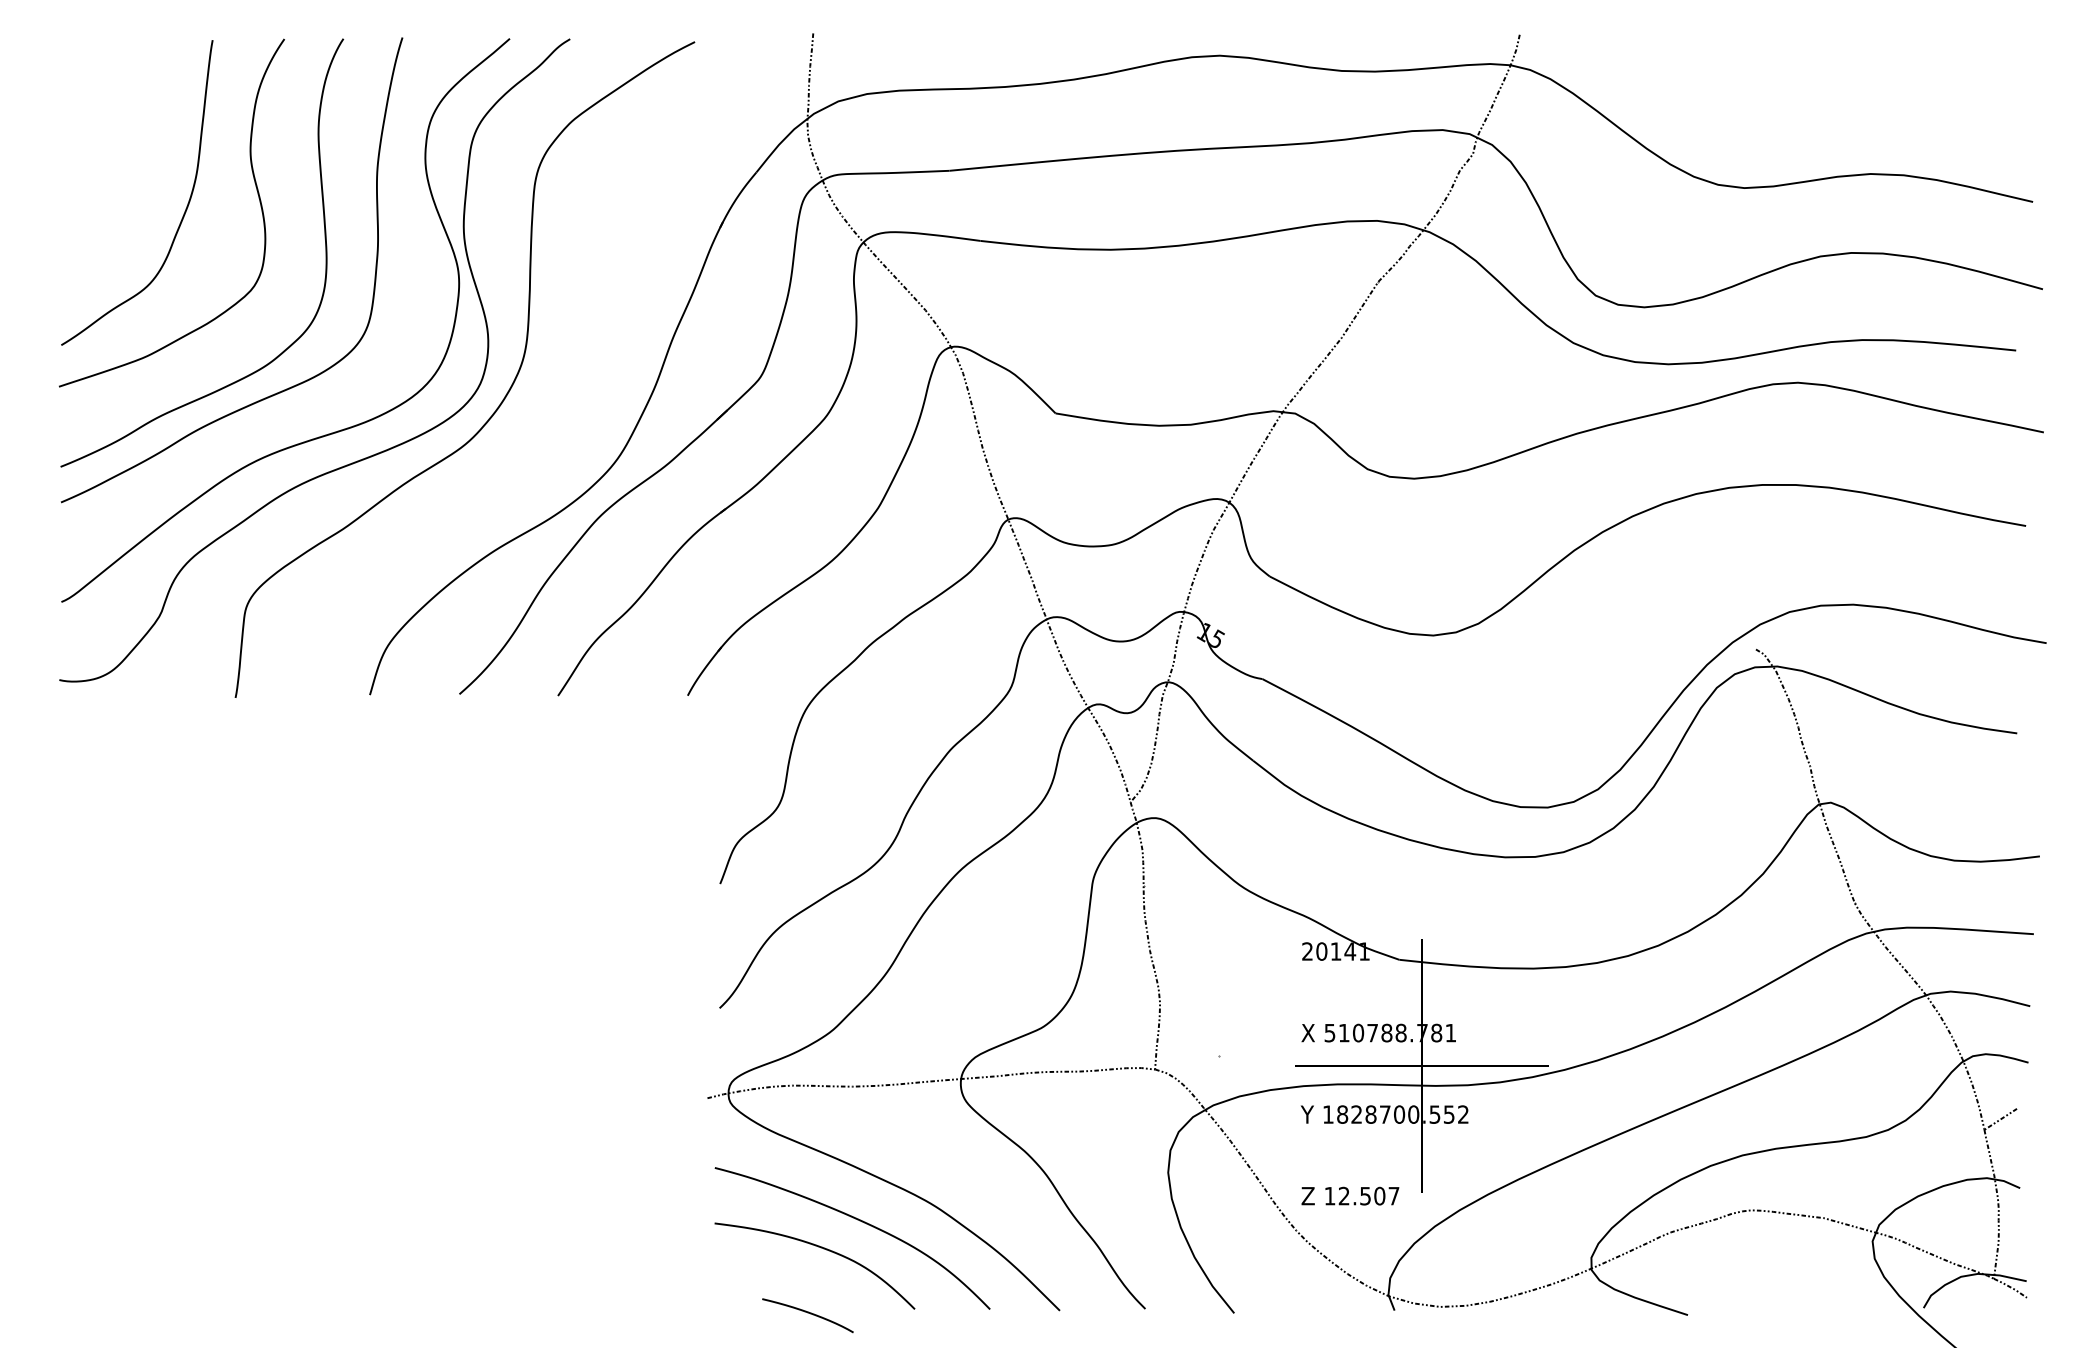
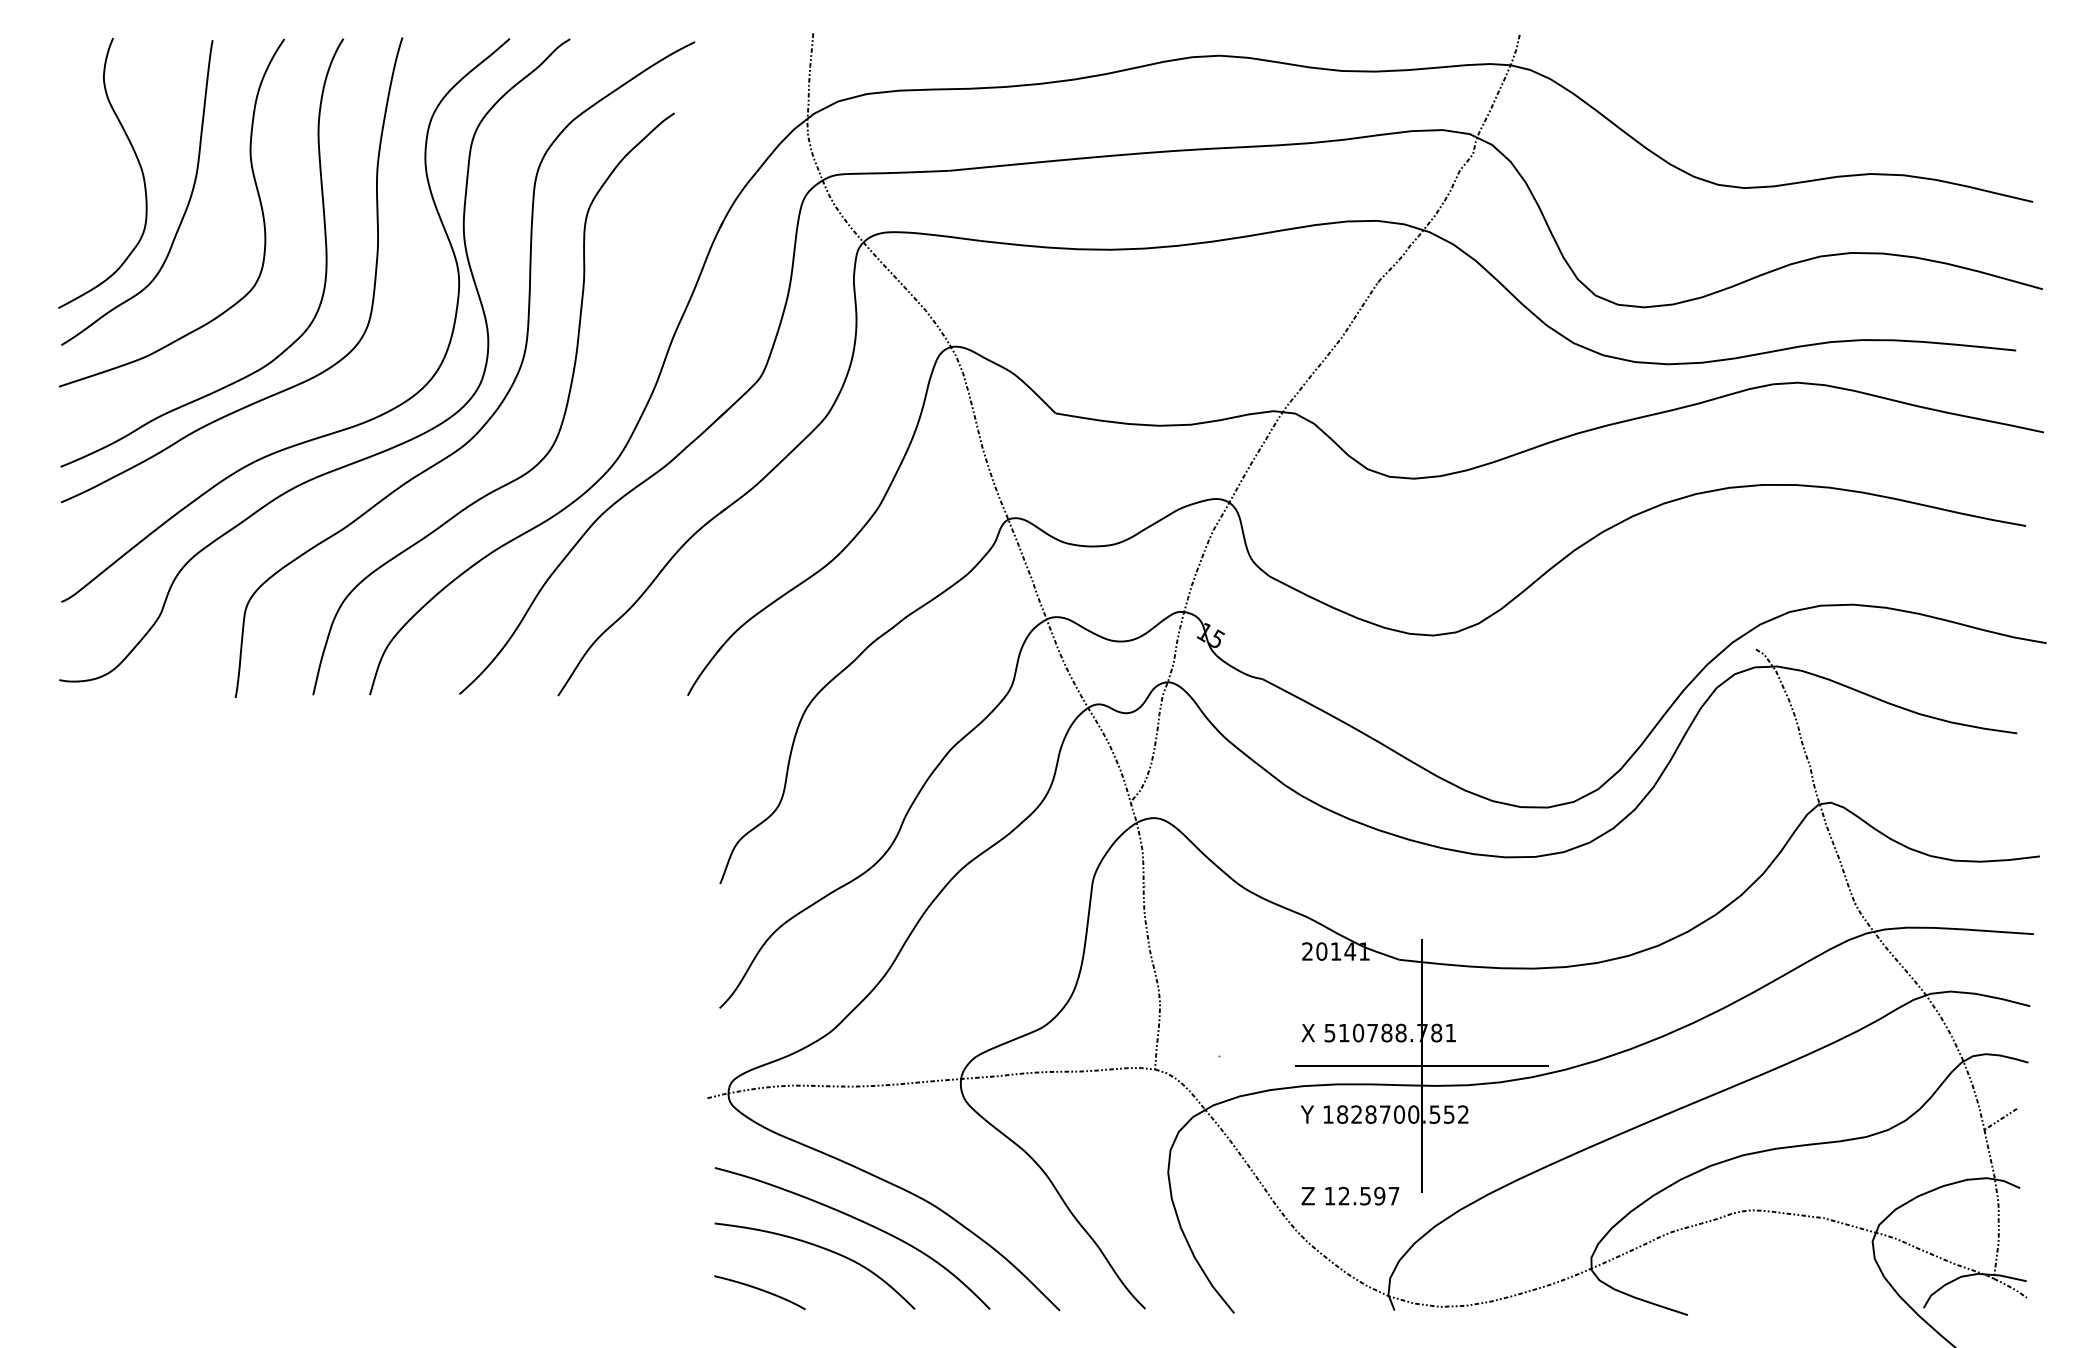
curve: none -> present (135, 156)
curve: none -> present (560, 424)
text: 12.507 -> 12.597 (1379, 1196)
curve position: (807, 1313) -> (759, 1290) (759, 1290)
